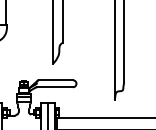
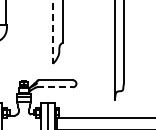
line: solid -> dashed (53, 31)
line: solid -> dashed (55, 87)
